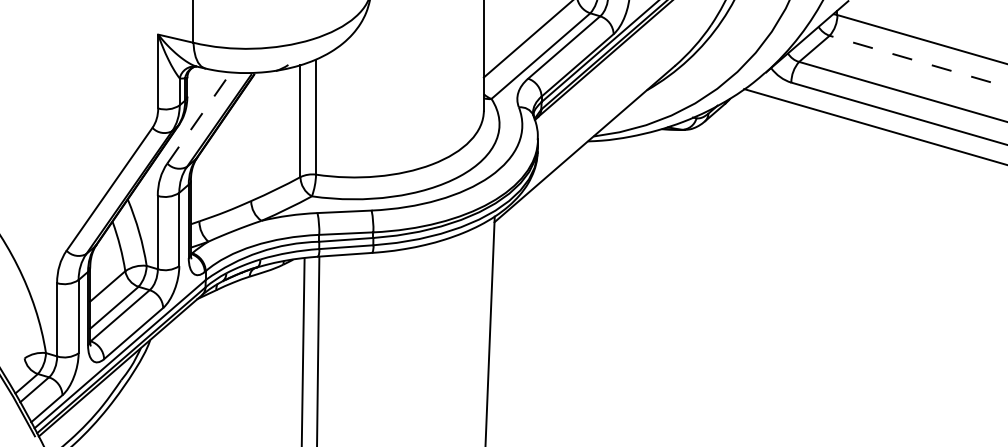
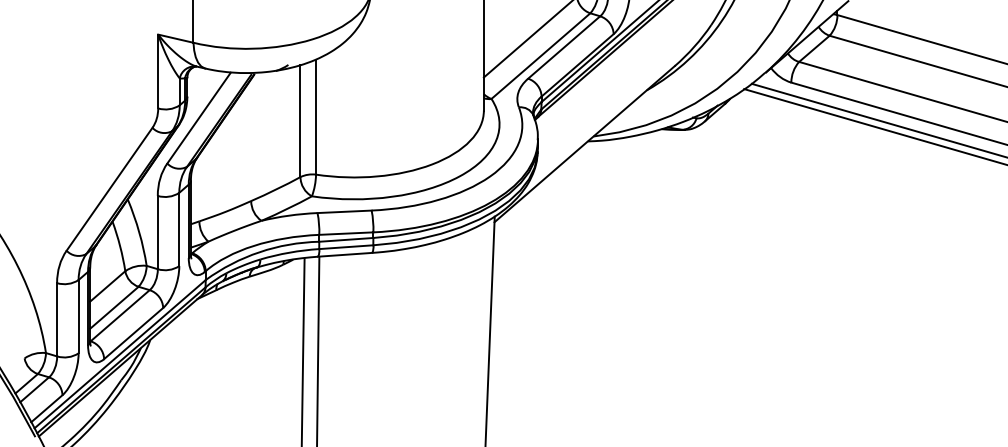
line: dashed -> solid (917, 61)
line: dashed -> solid (199, 117)
line: none -> present (877, 119)
